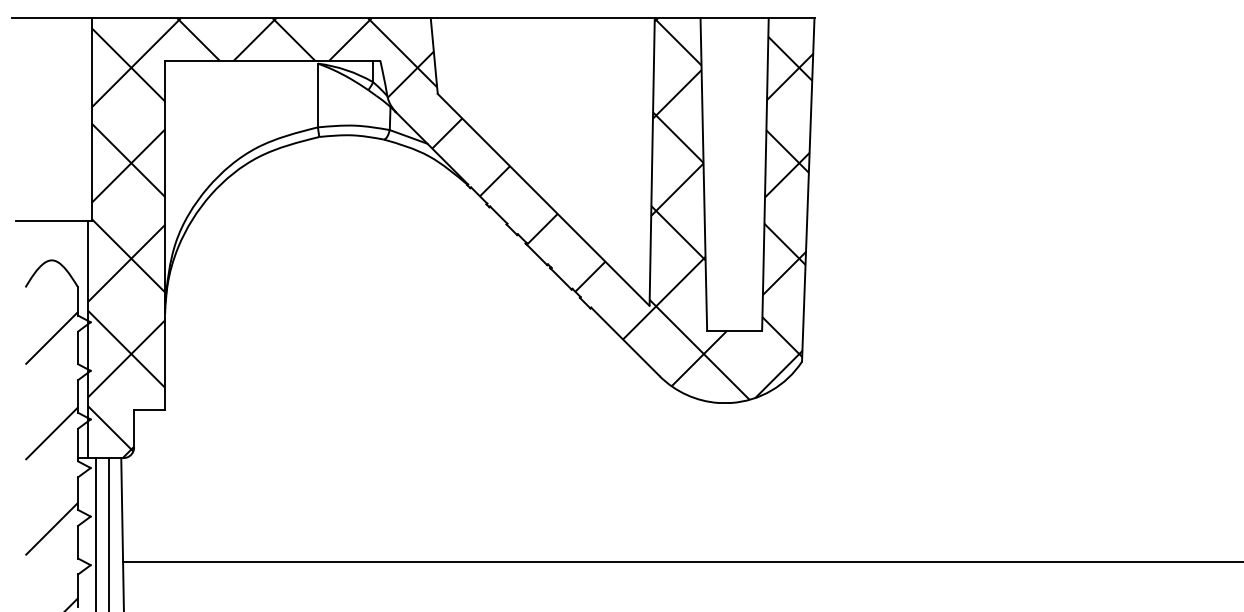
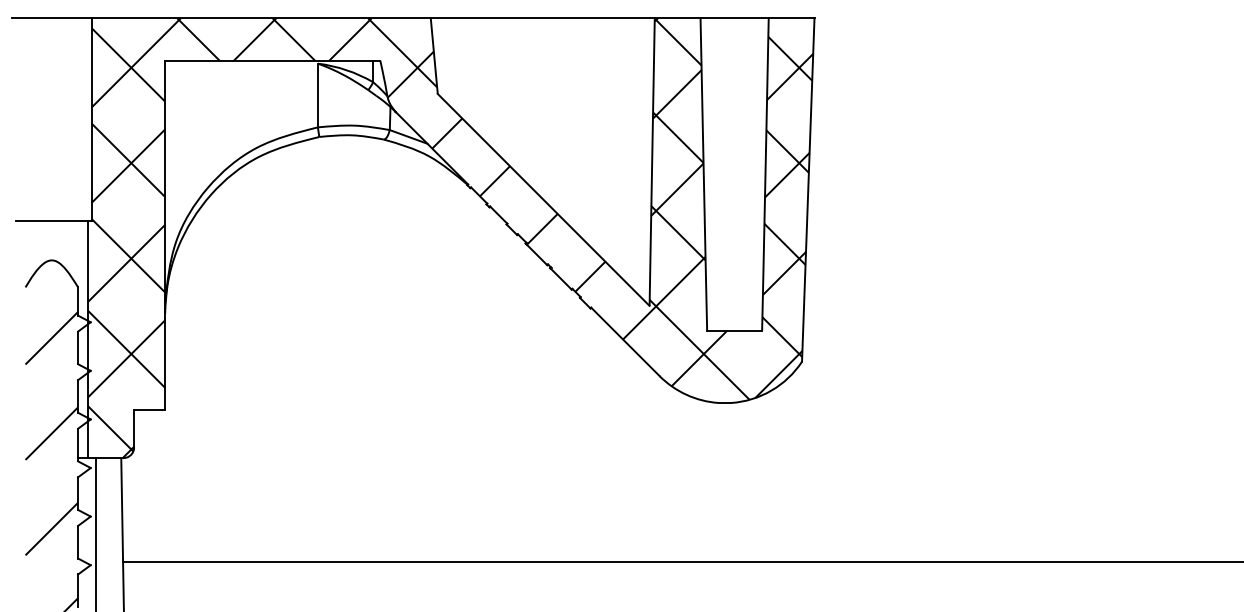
line: present -> none (108, 533)
